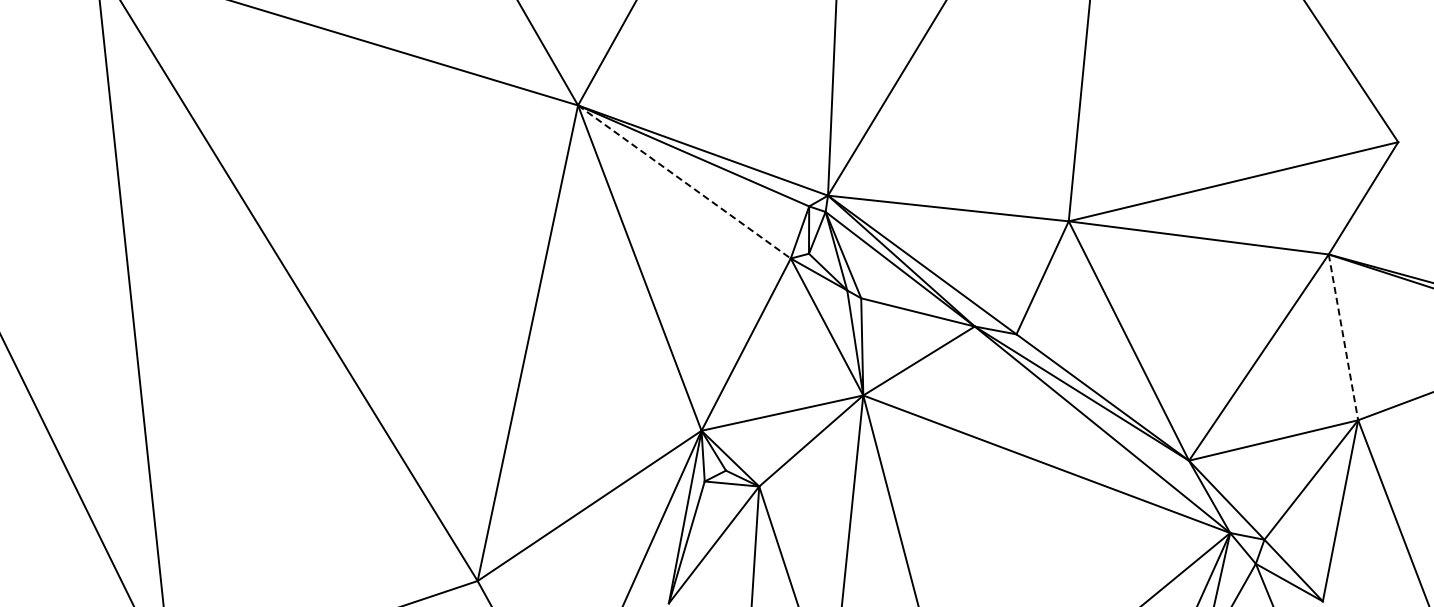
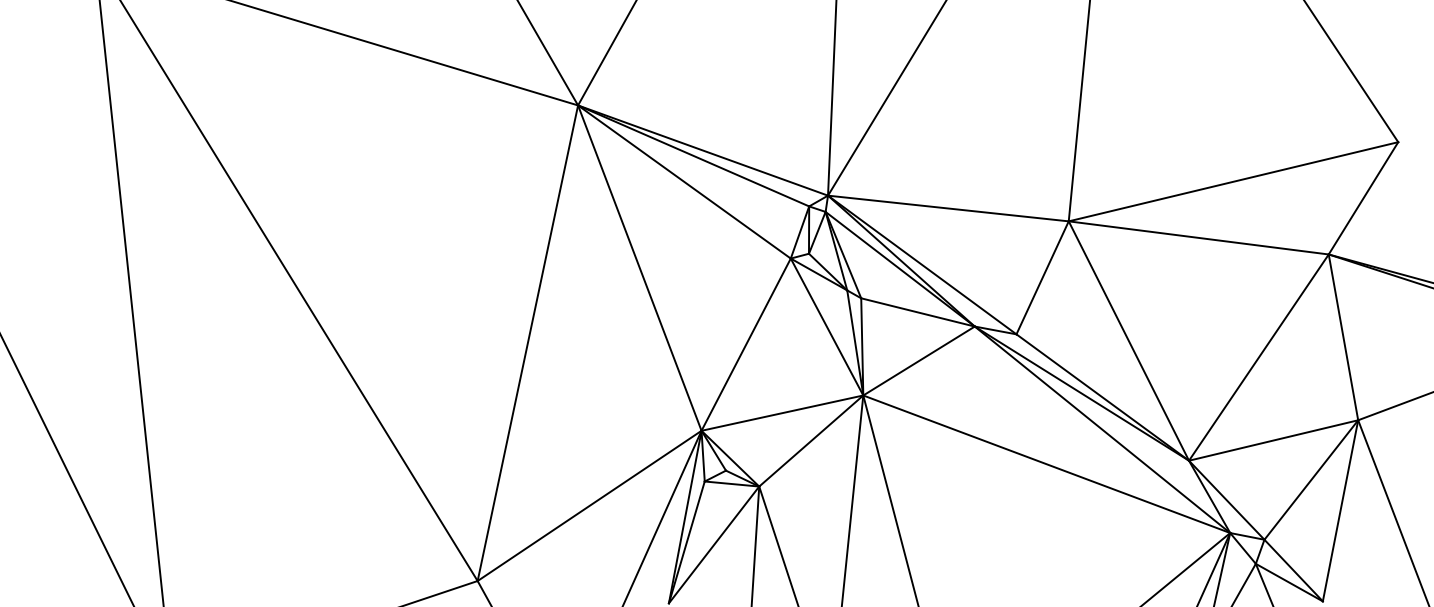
line: dashed -> solid (684, 182)
line: dashed -> solid (1343, 337)
